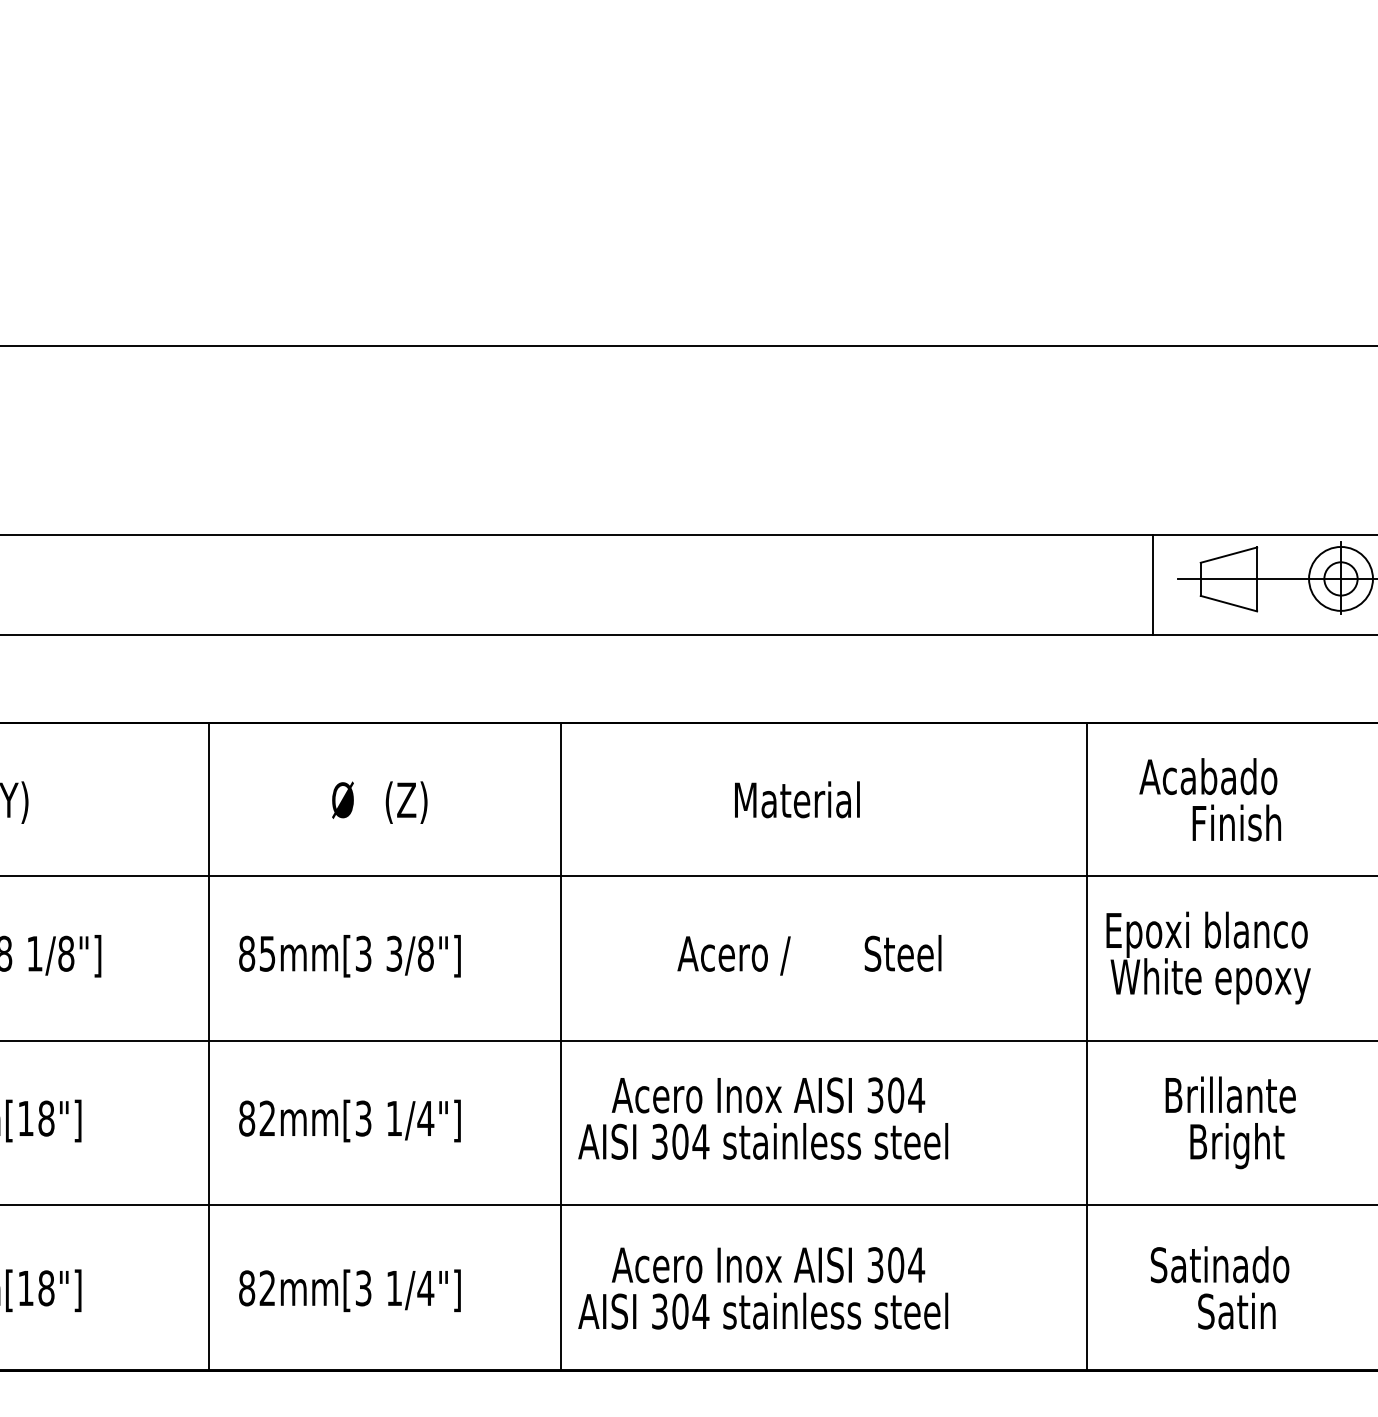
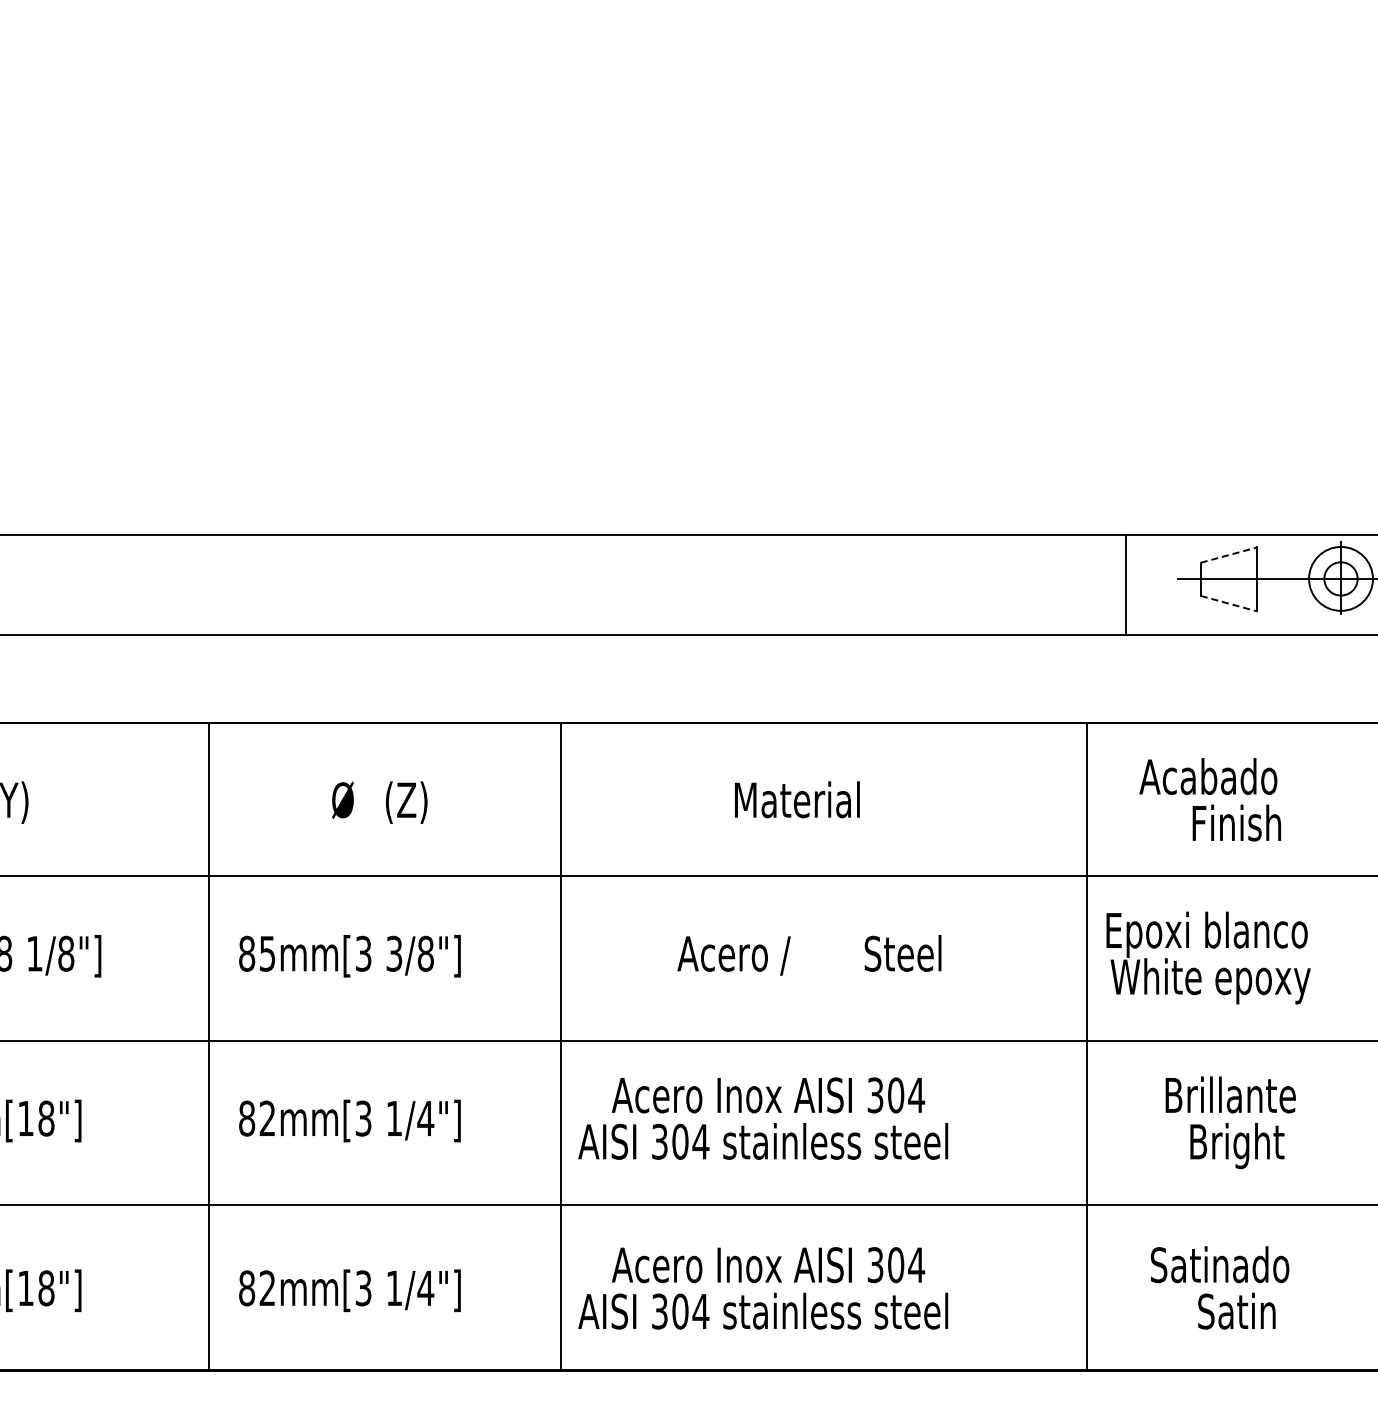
line: present -> none (688, 346)
line: solid -> dashed (1229, 555)
line position: (1153, 584) -> (1126, 584) (1126, 584)
line: solid -> dashed (1229, 603)
